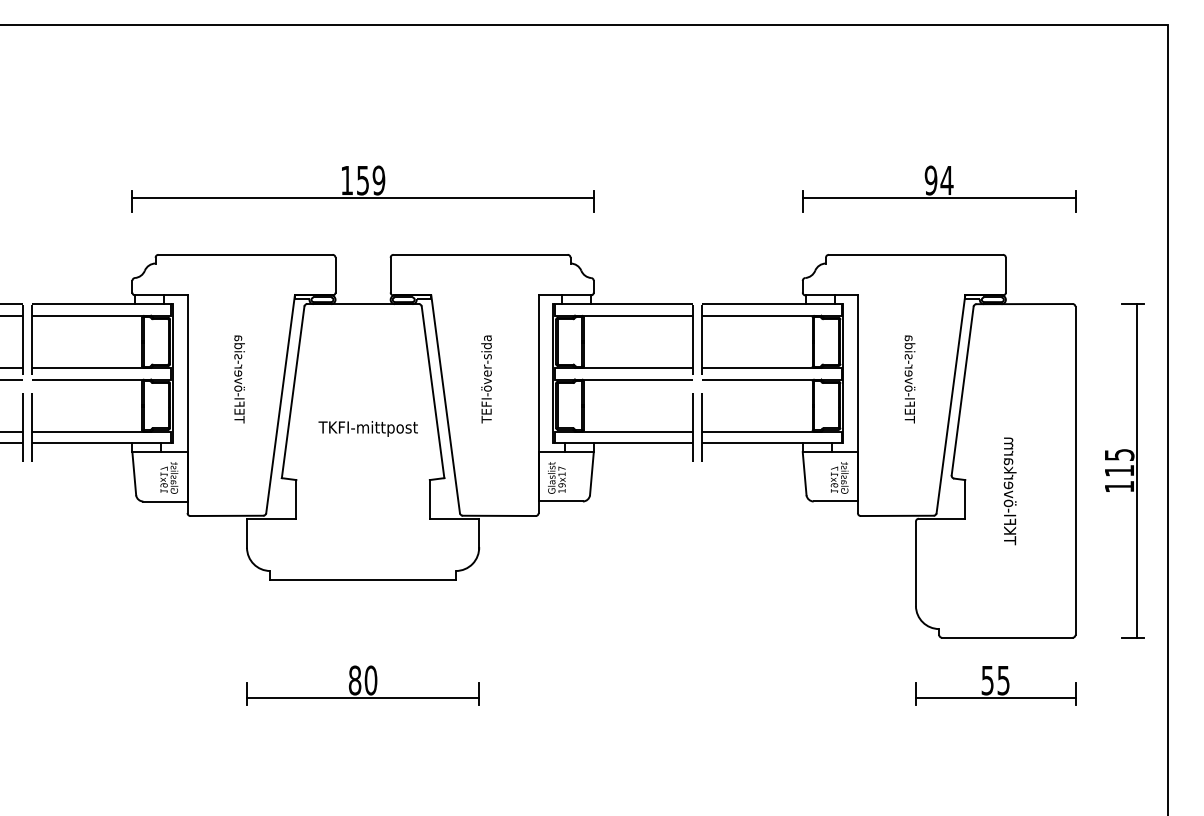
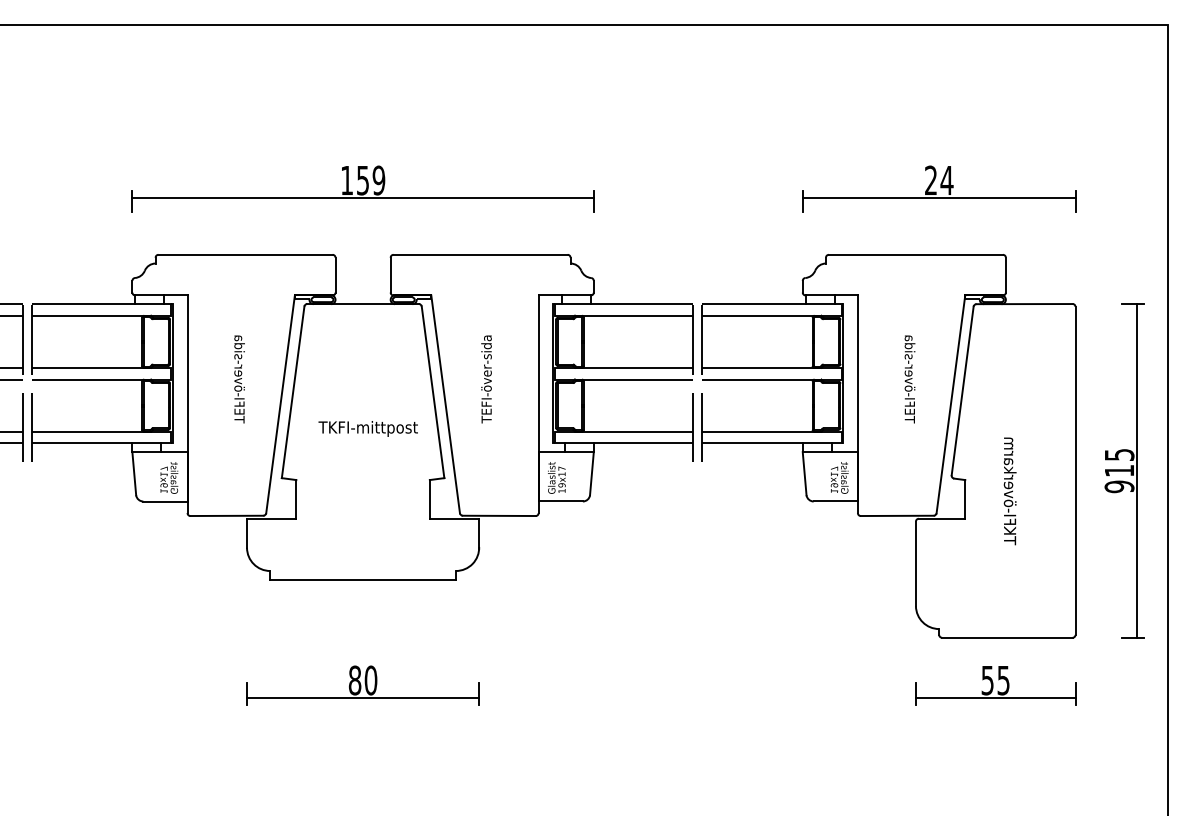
text: 94 -> 24 (930, 180)
text: 115 -> 915 (1119, 486)
